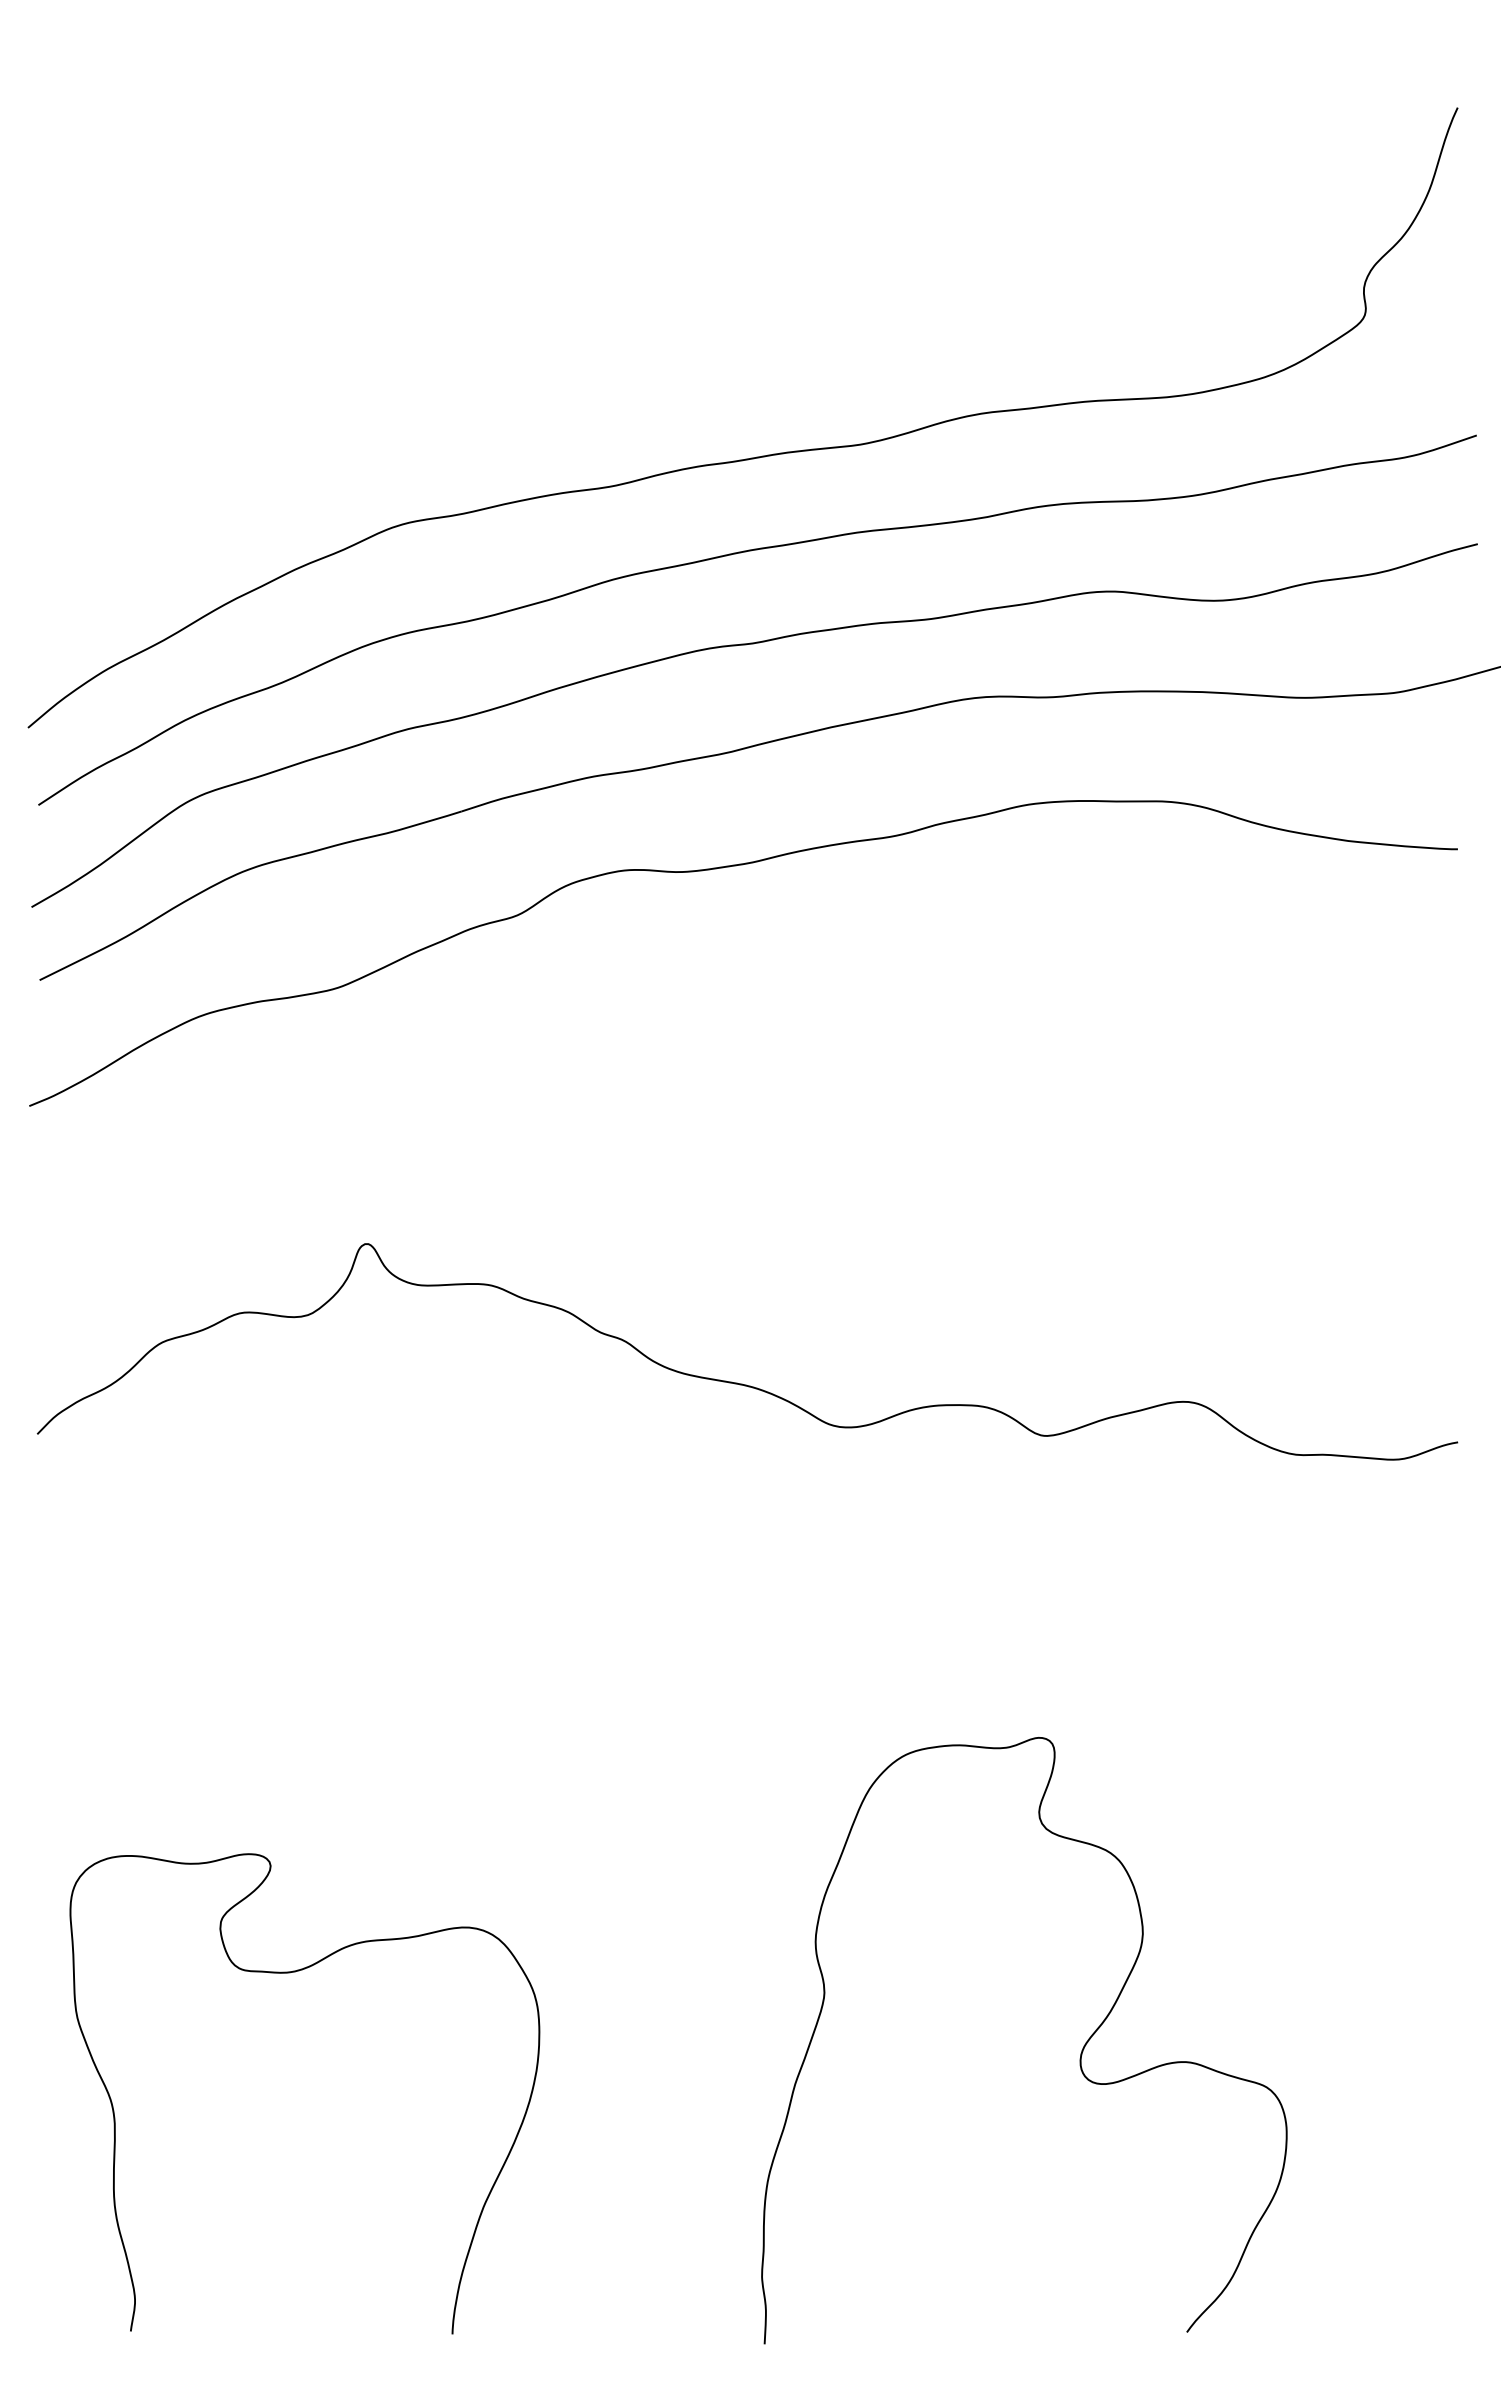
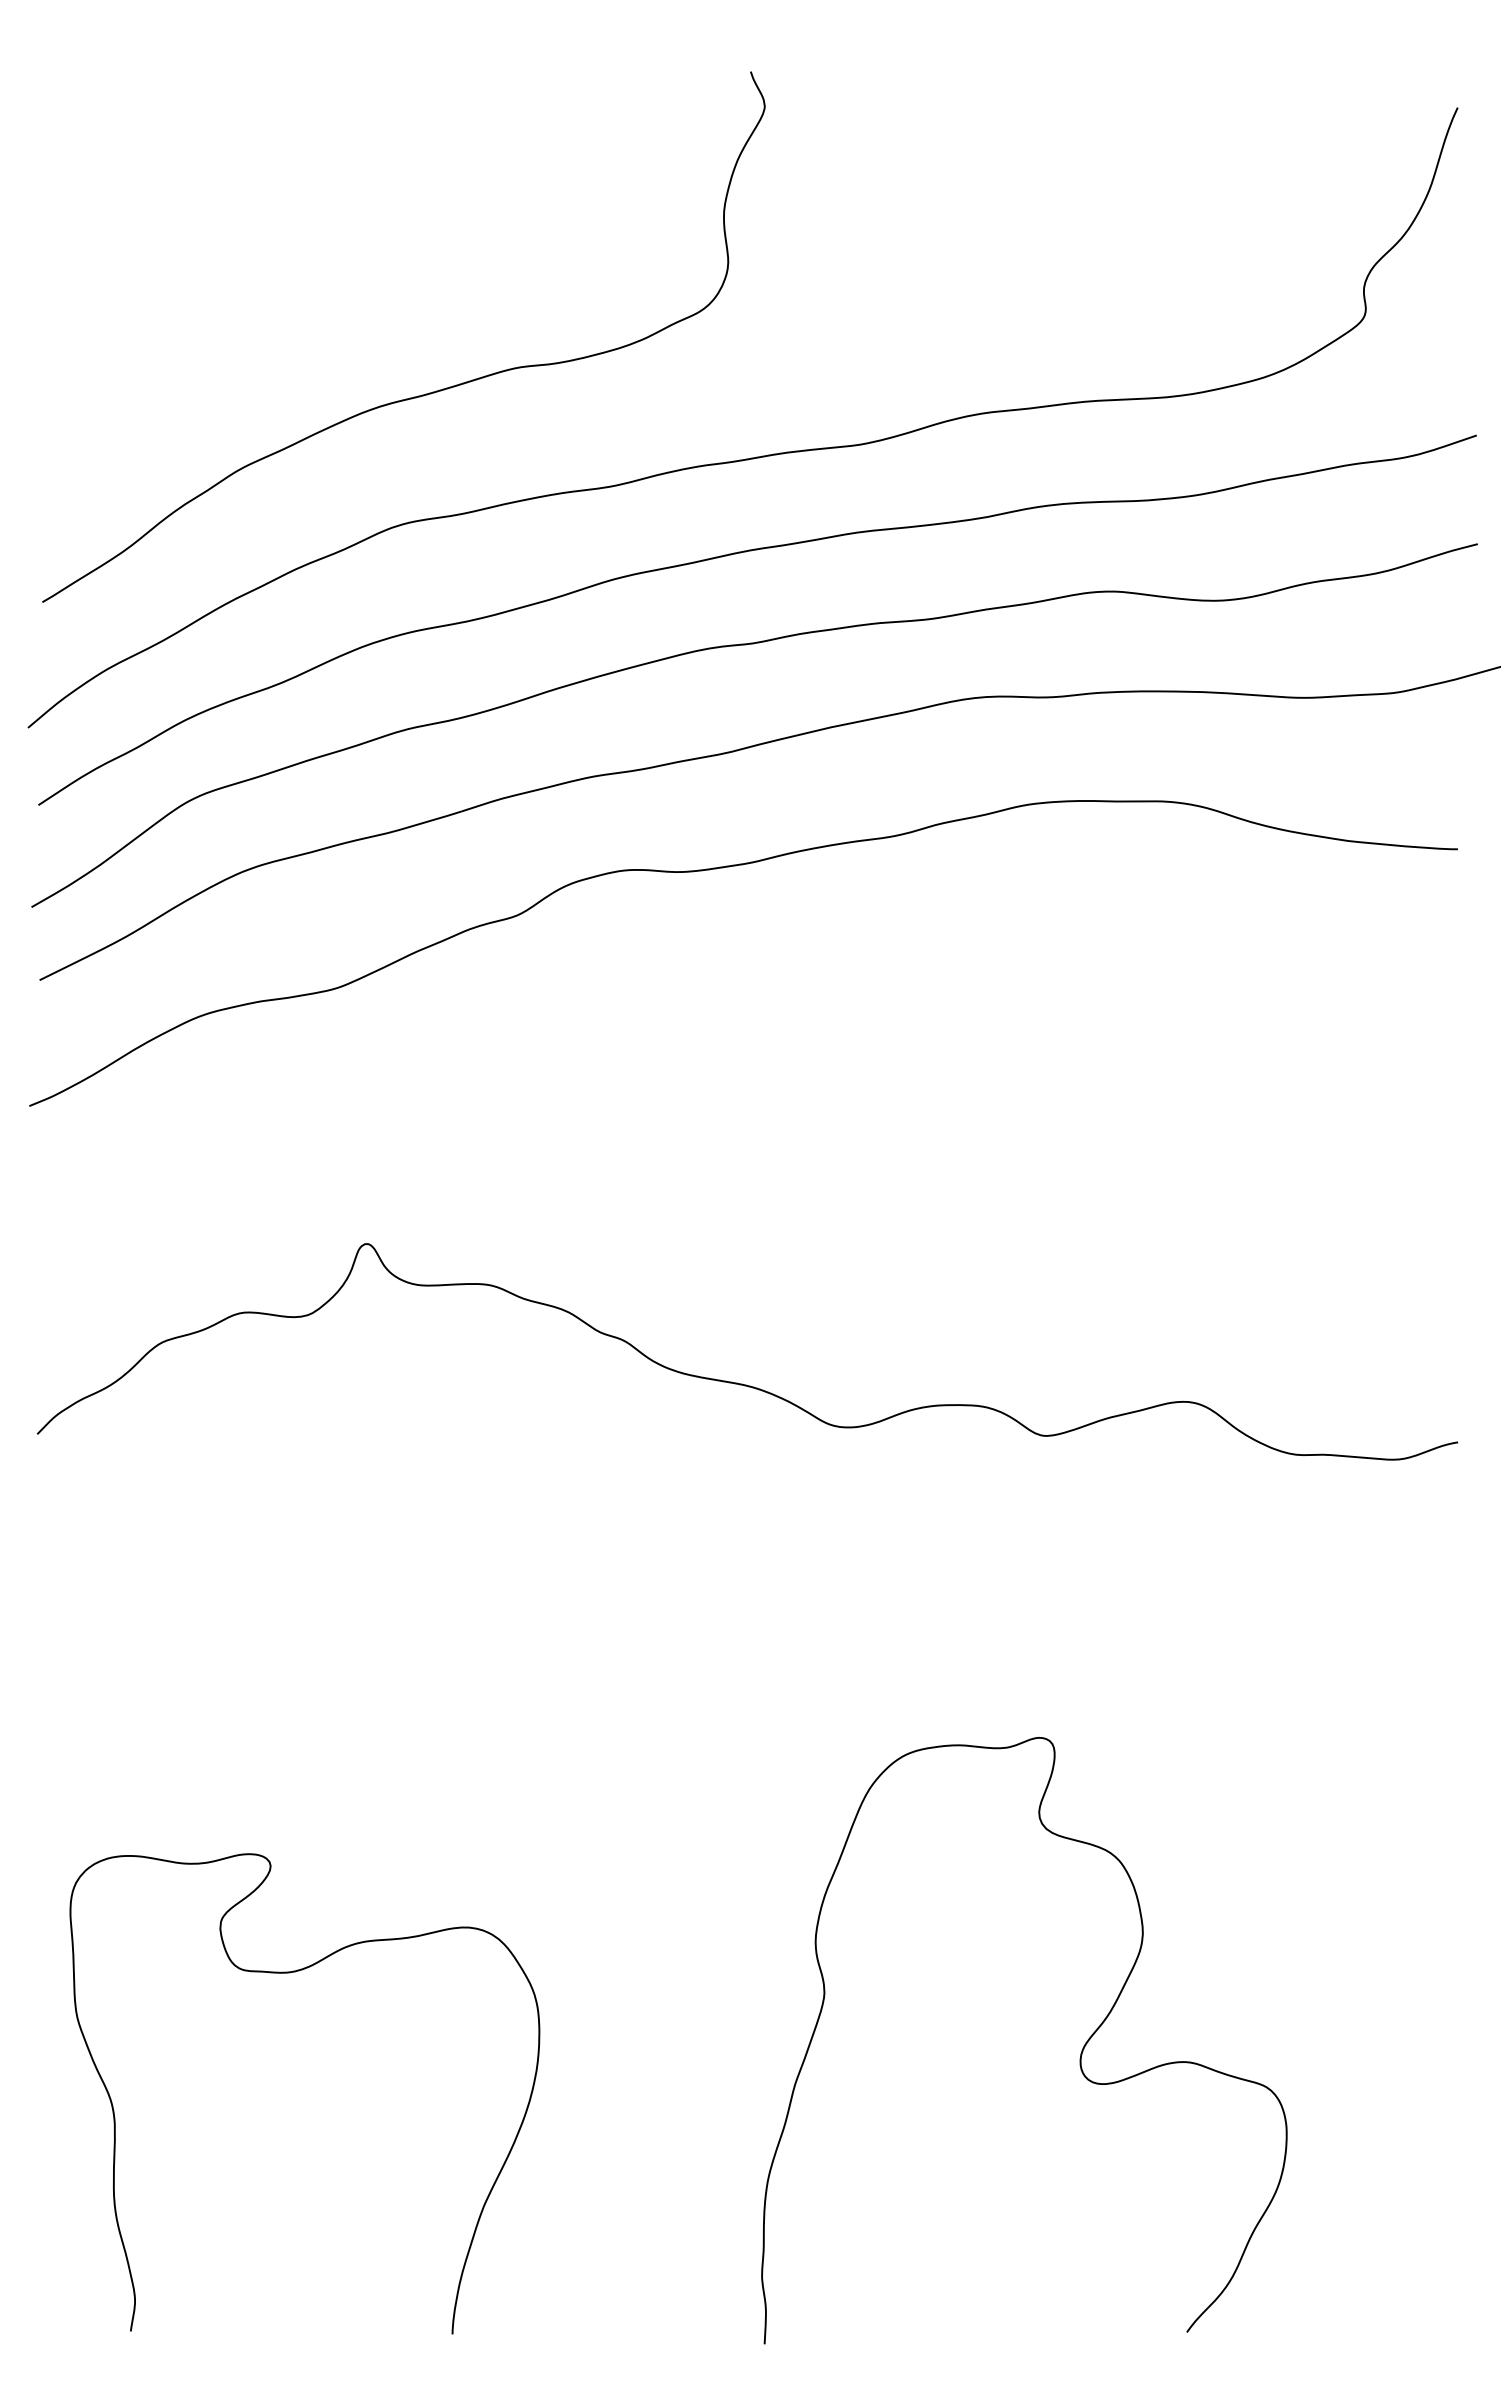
curve: none -> present (418, 395)
